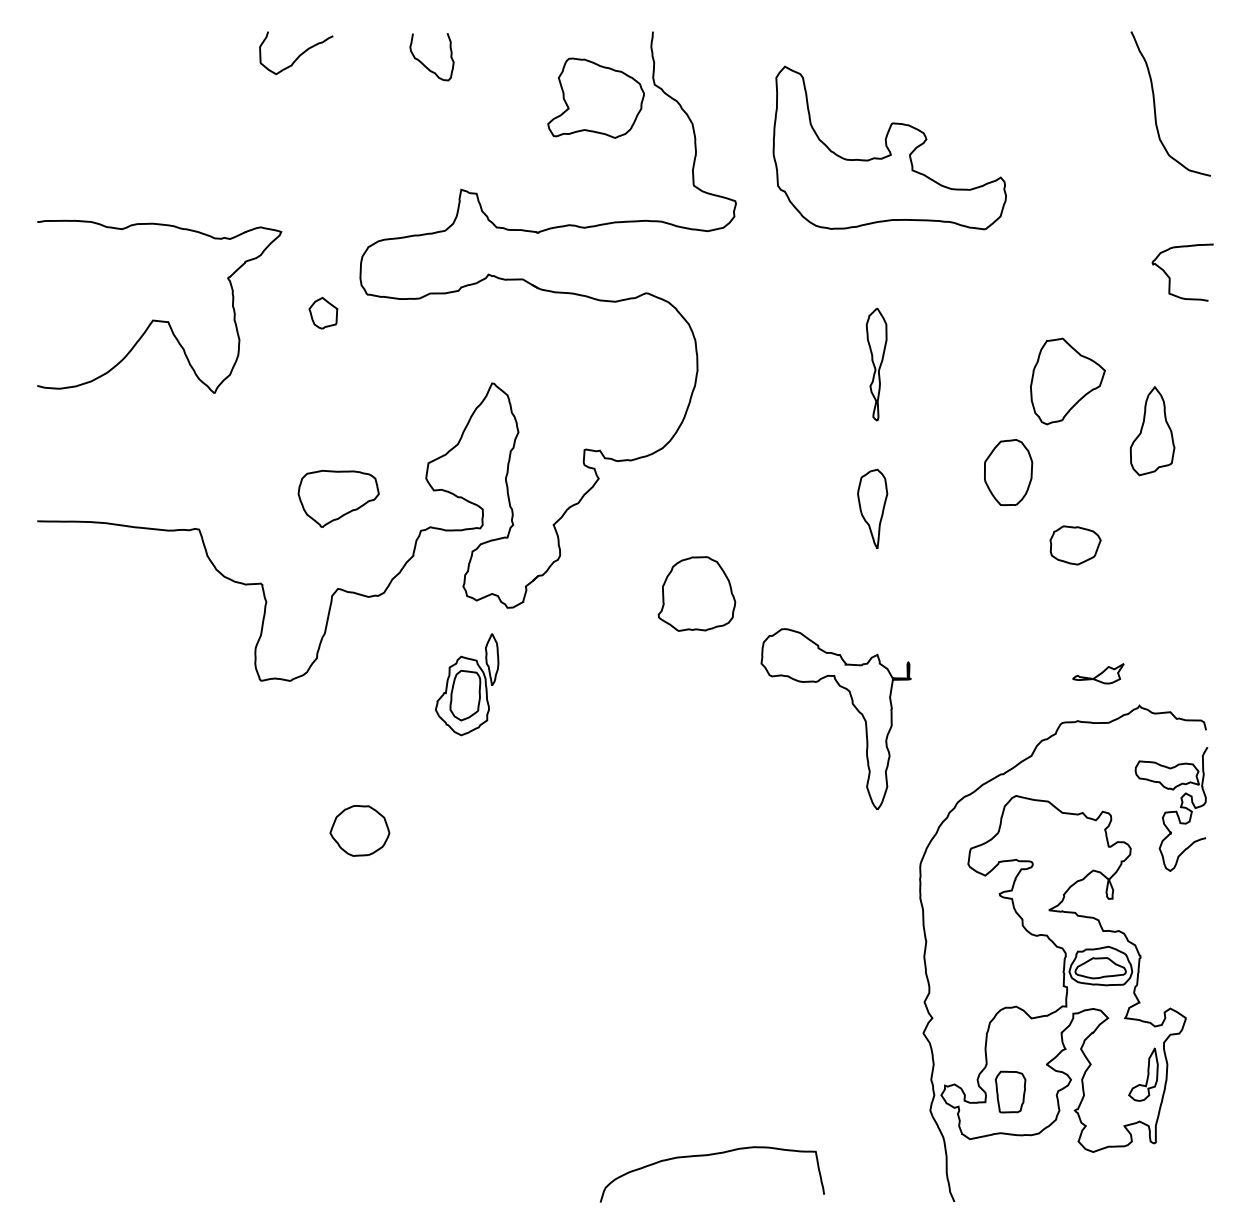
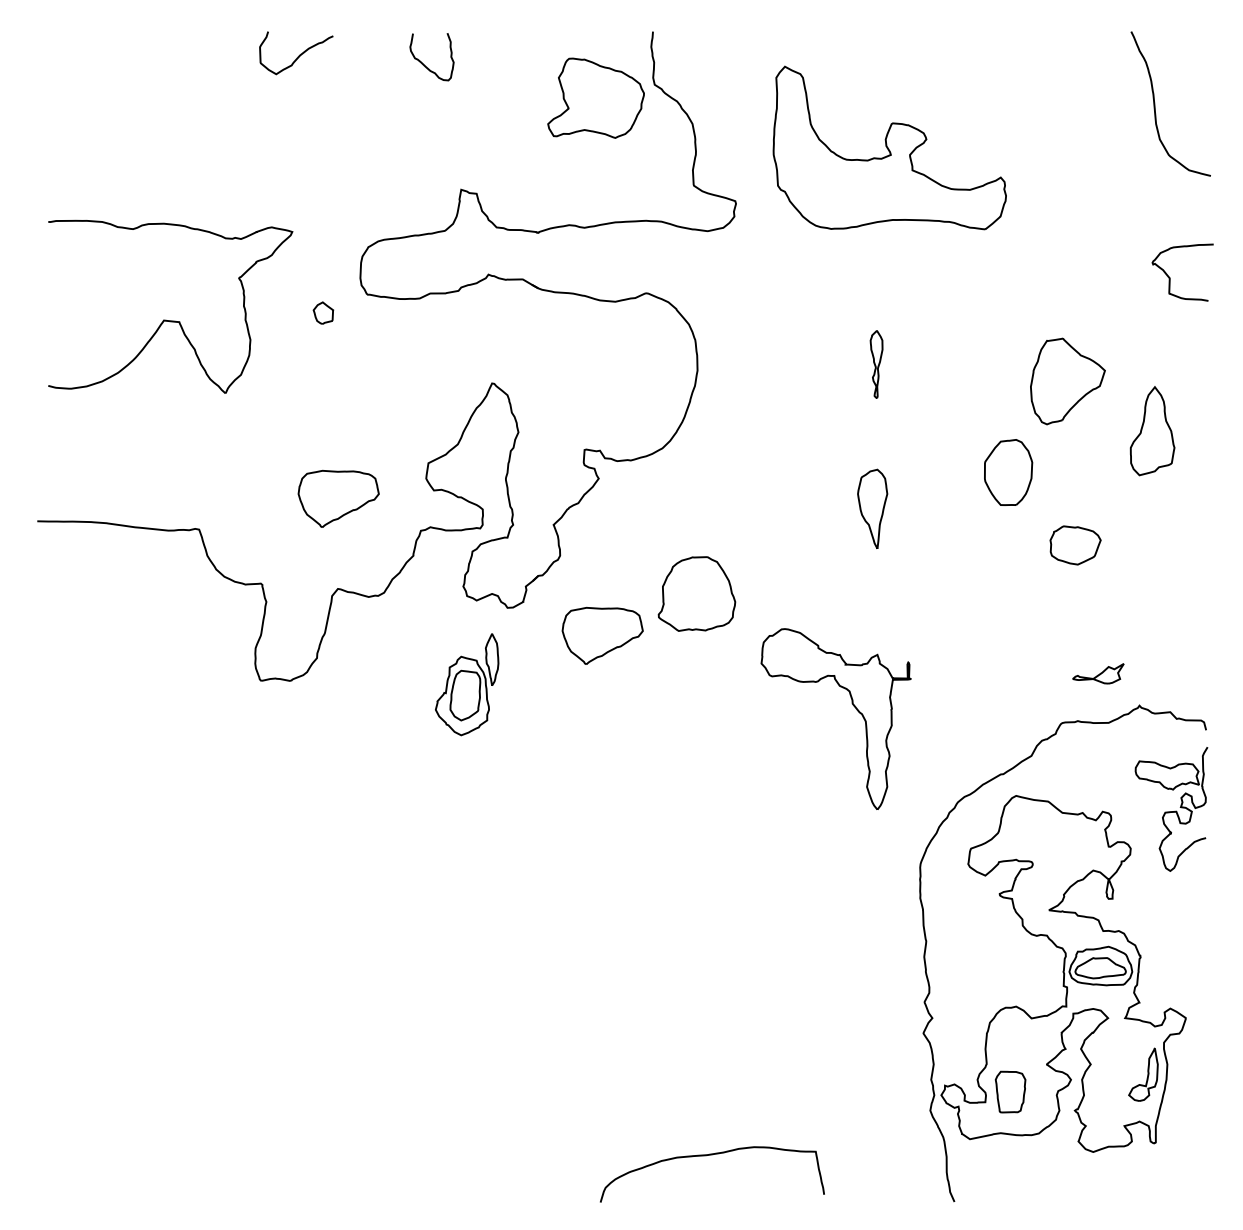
part size: 31x34 px -> 23x24 px (323, 312)
part position: (155, 319) -> (166, 319) (166, 319)
part size: 23x115 px -> 15x69 px (876, 364)
part: none -> present (602, 635)
part: present -> none (359, 830)
